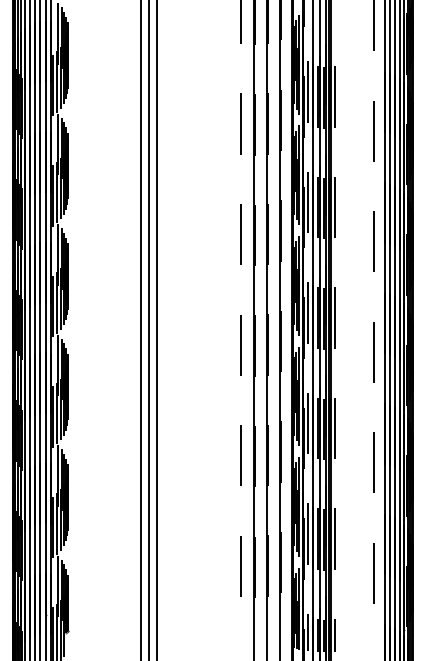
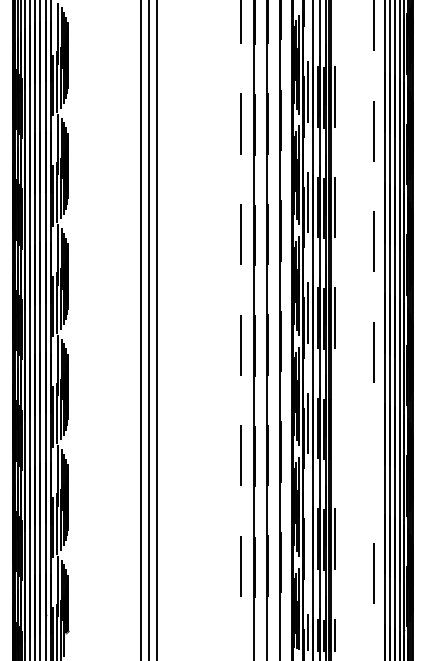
line: present -> none (335, 428)
line: present -> none (373, 462)
line: present -> none (307, 533)
